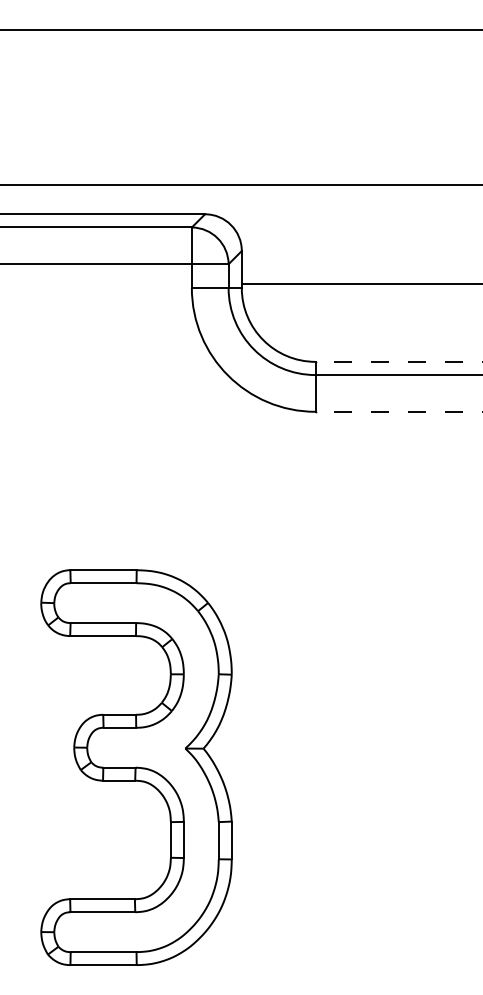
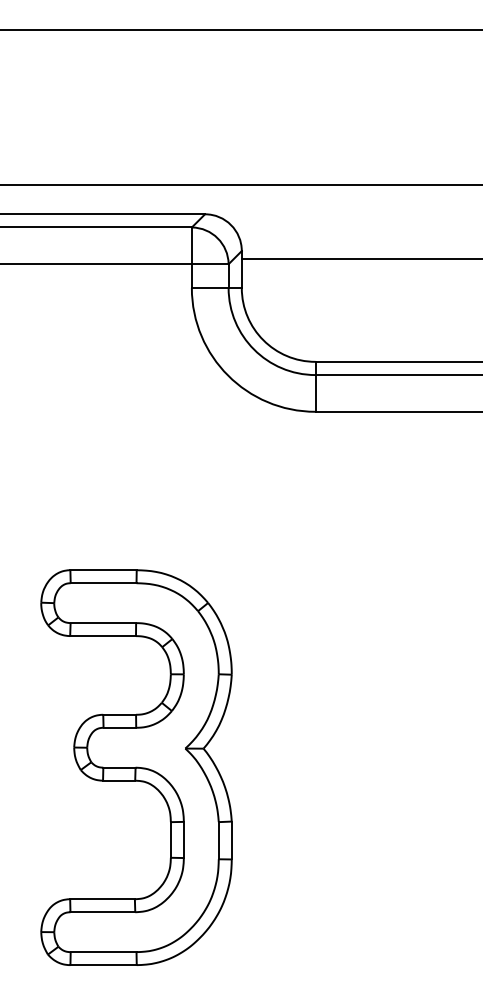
line position: (360, 283) -> (360, 258) (360, 258)
line: dashed -> solid (398, 361)
line: dashed -> solid (398, 411)
